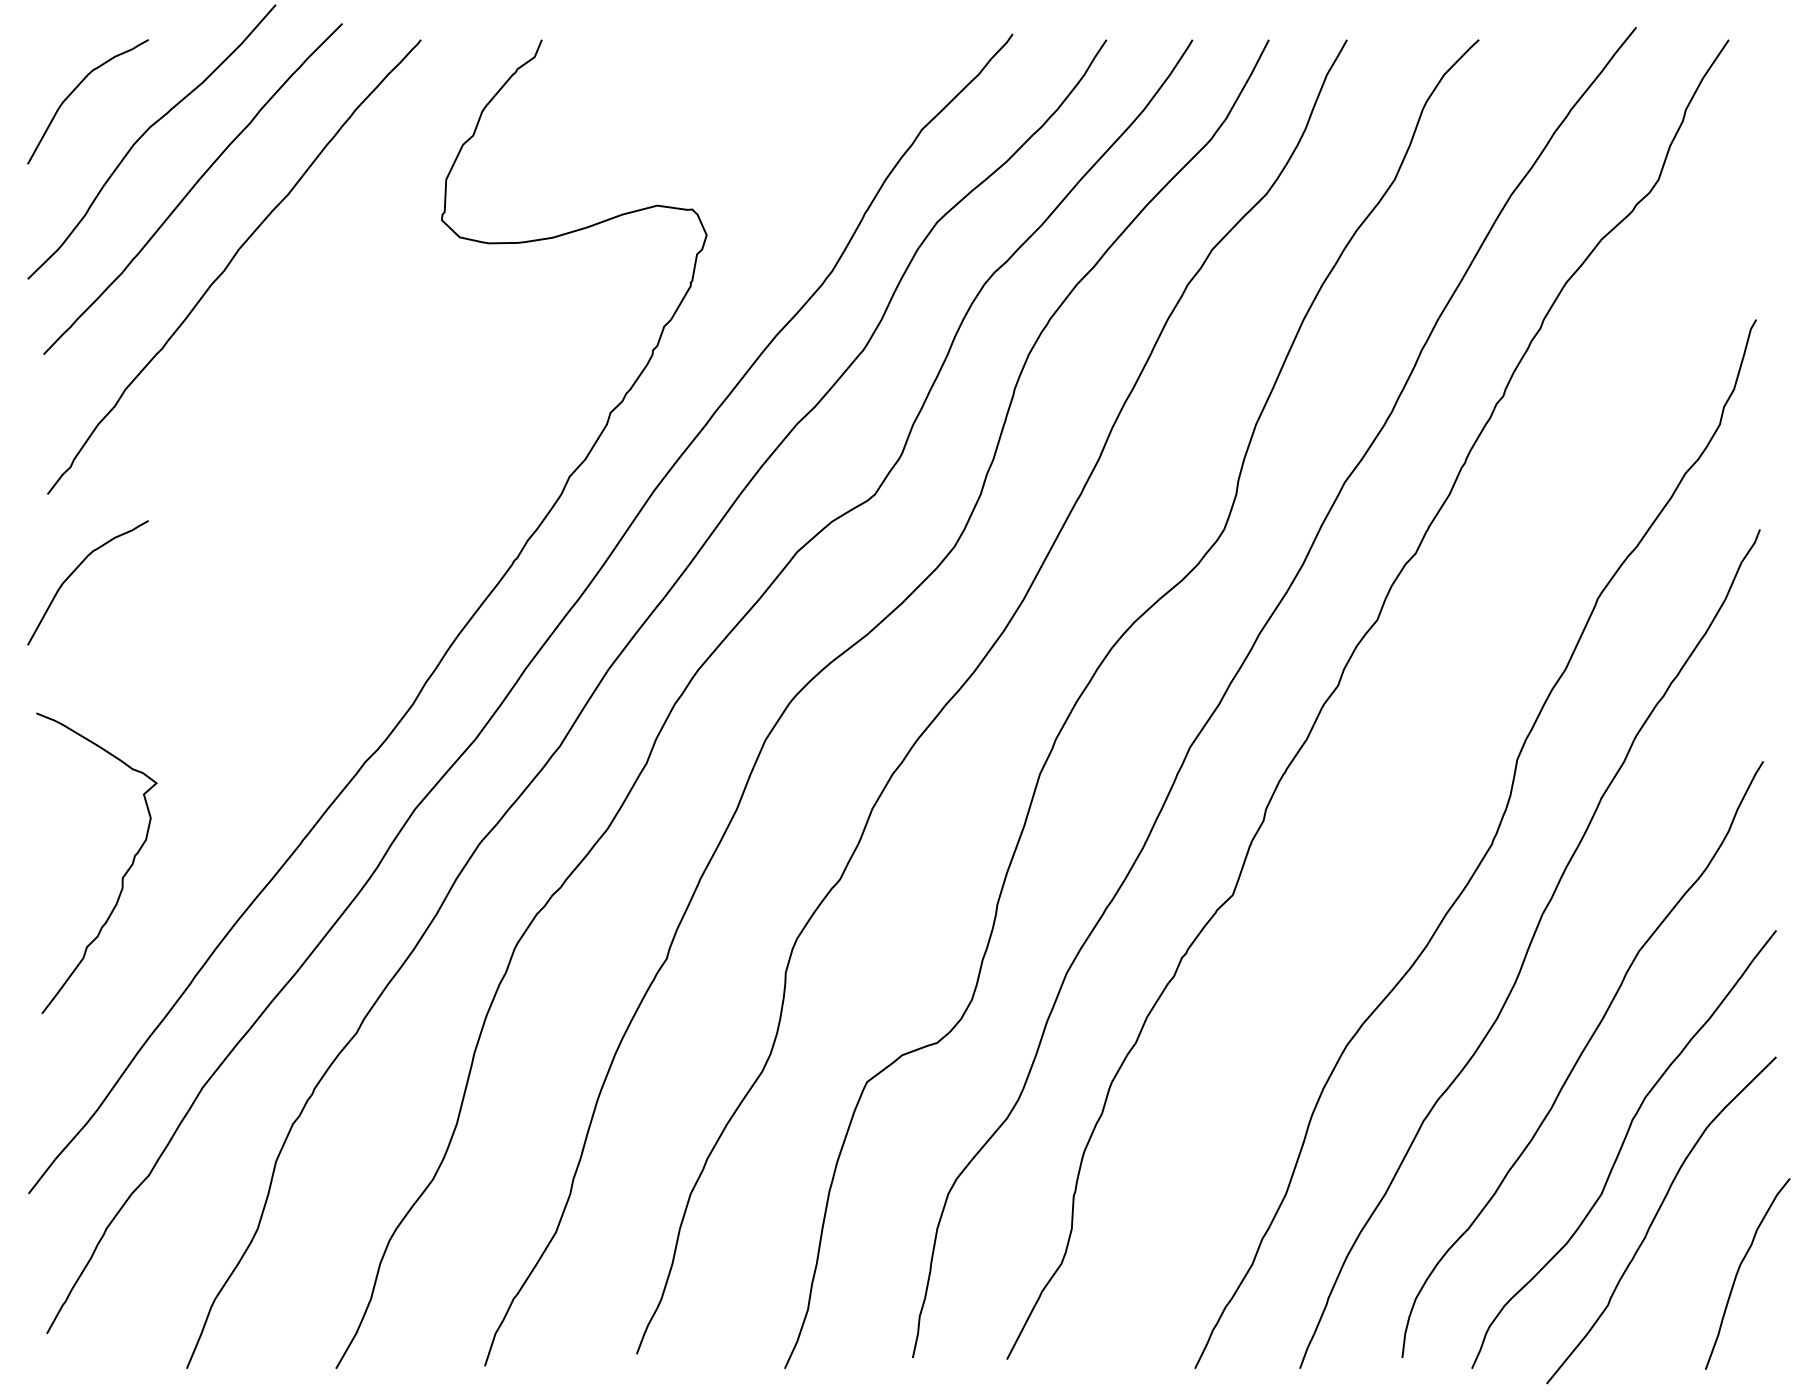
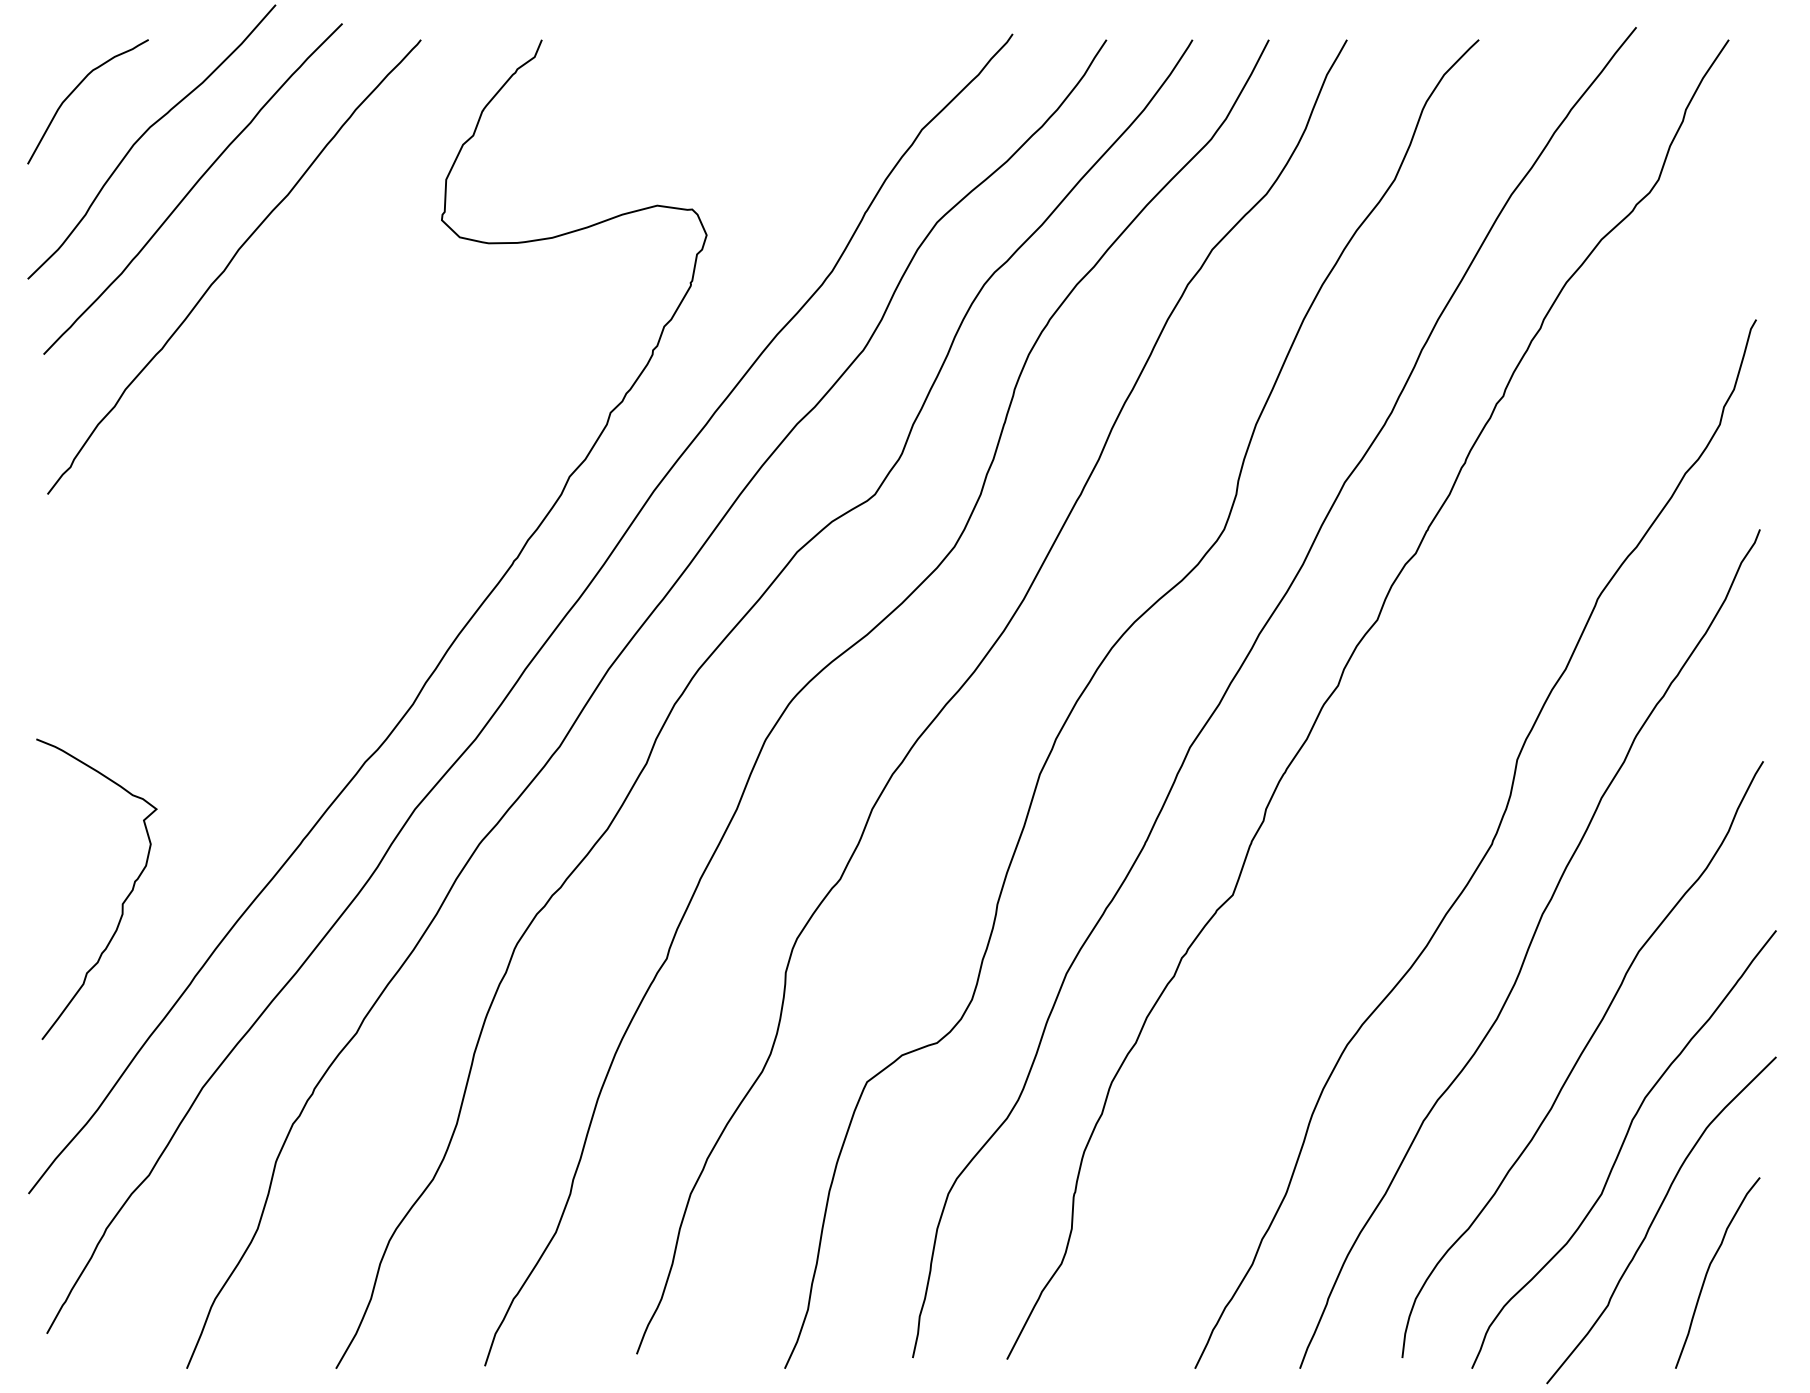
curve: present -> none (75, 571)
curve position: (122, 876) -> (122, 902) (122, 902)
curve position: (1739, 1270) -> (1709, 1269) (1709, 1269)
